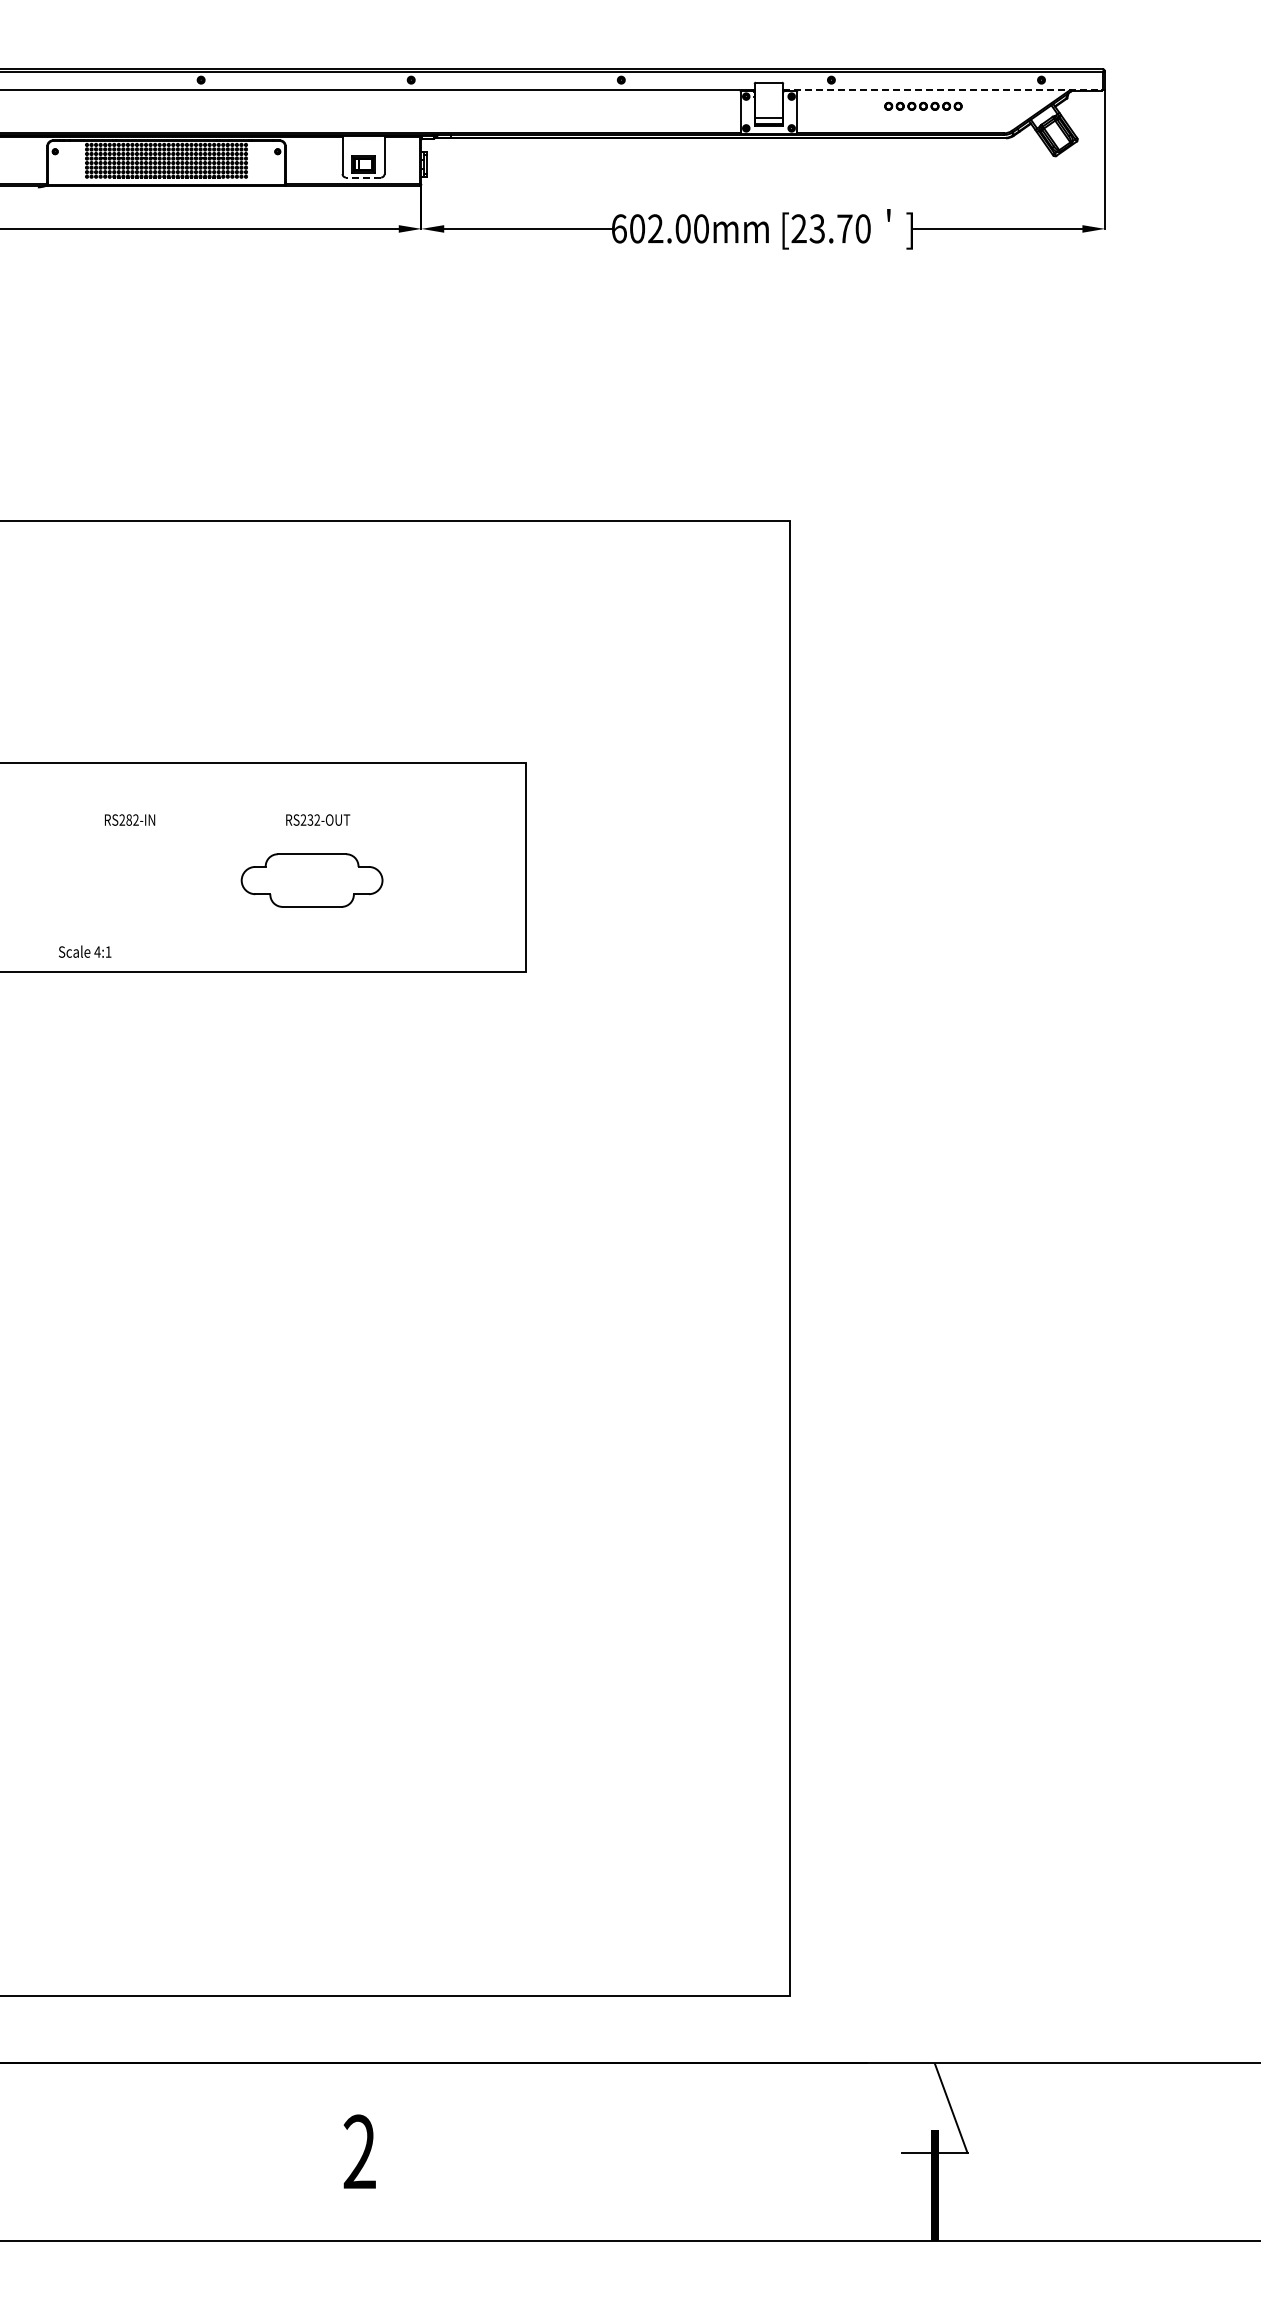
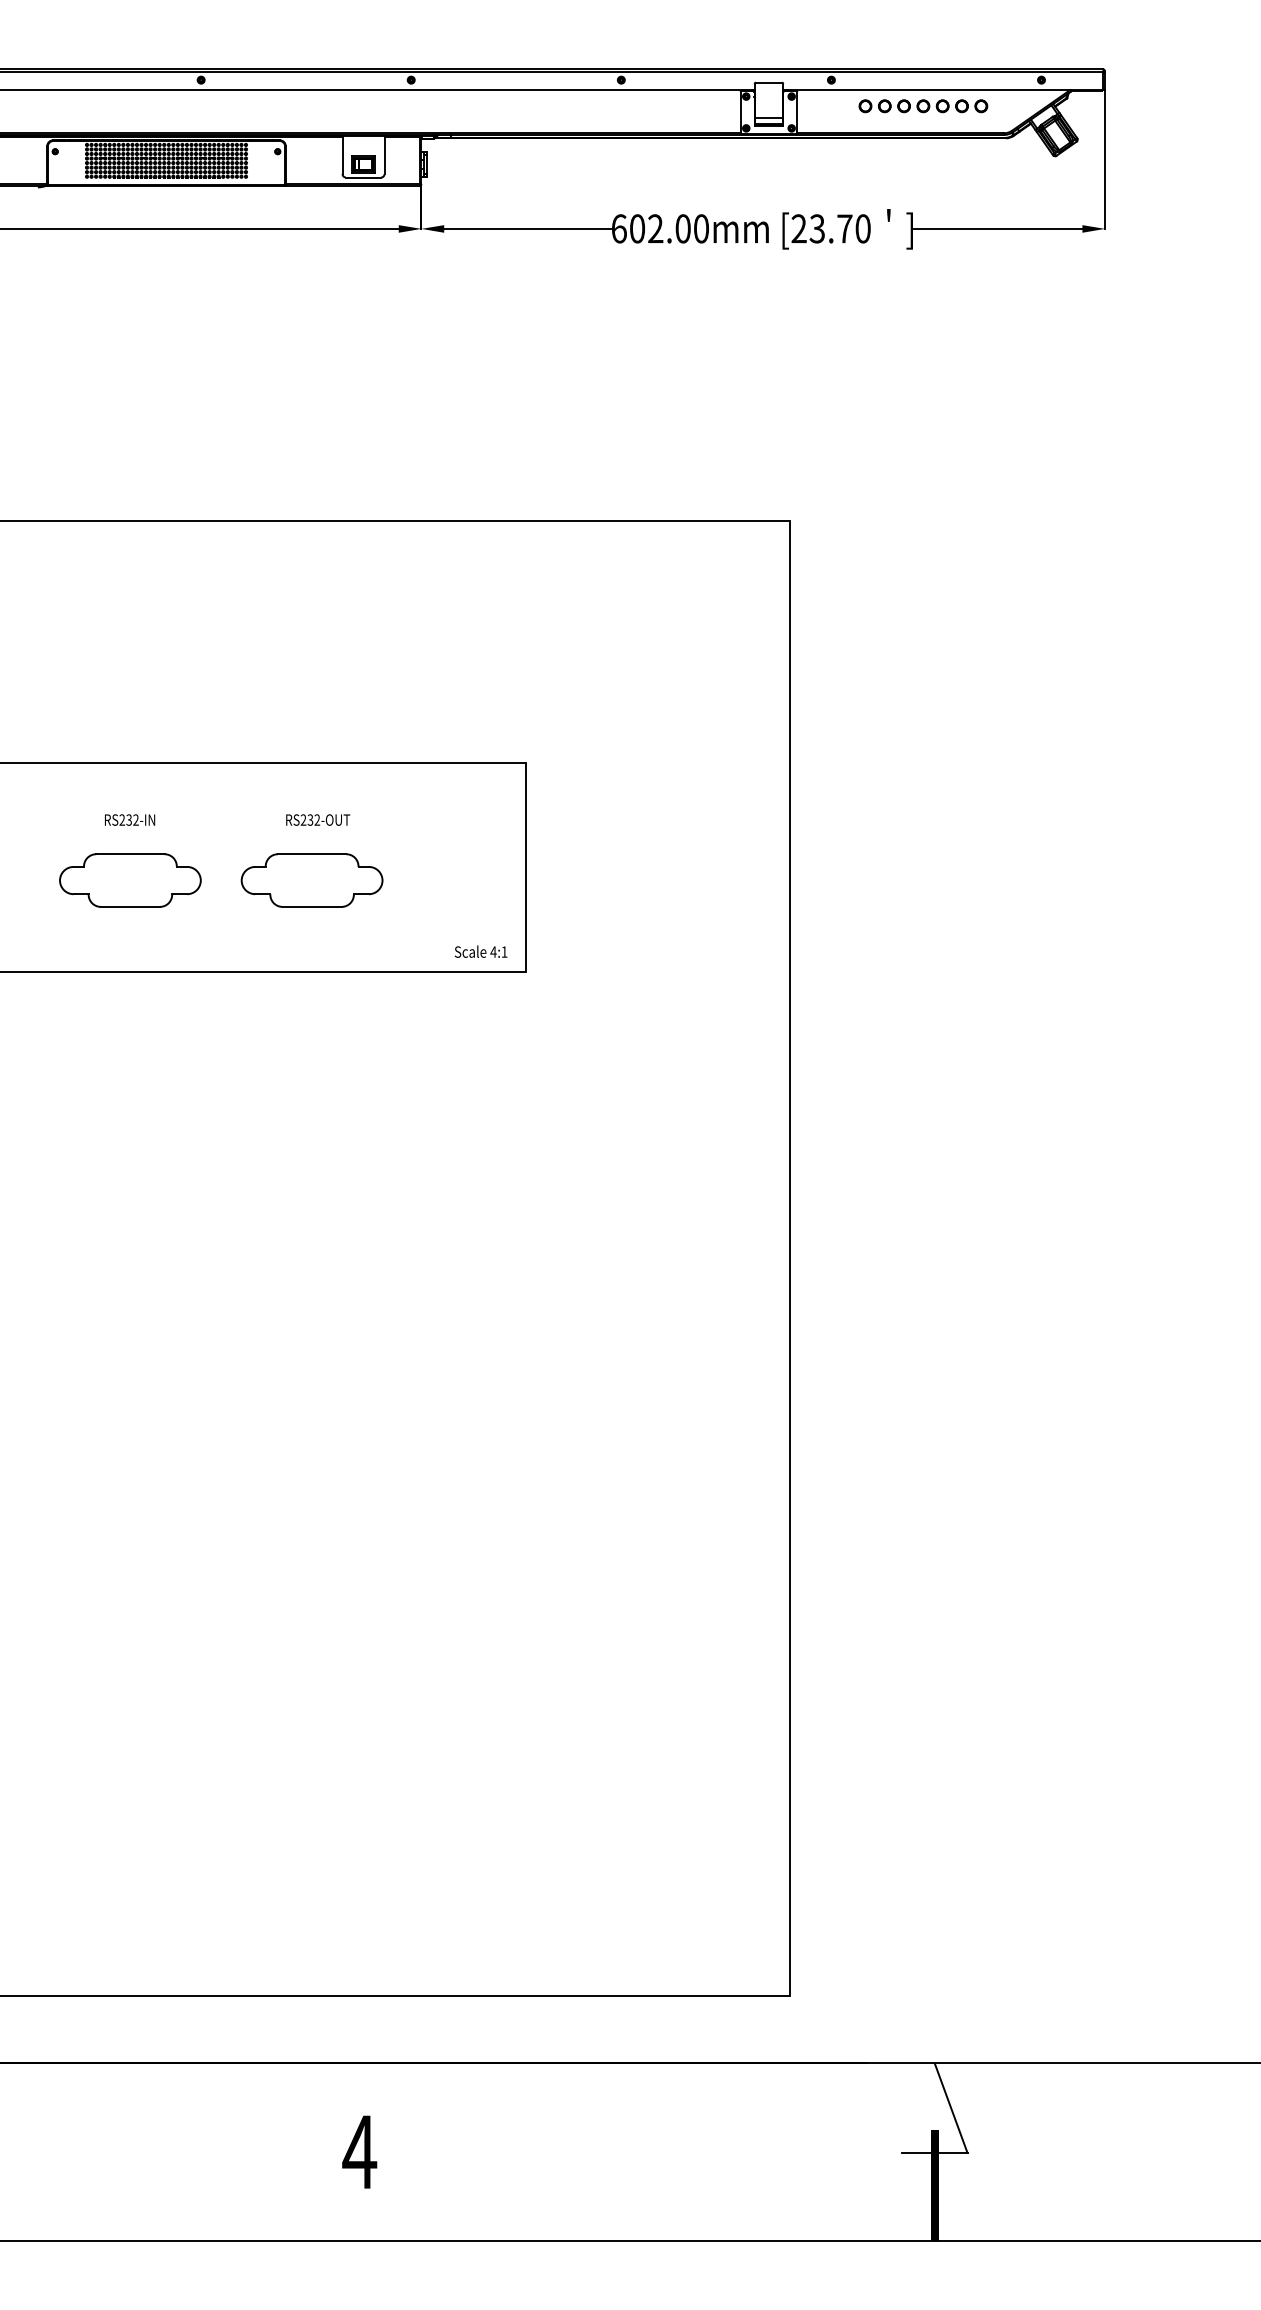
line: dashed -> solid (943, 90)
part size: 79x10 px -> 131x15 px (923, 106)
line: dashed -> solid (363, 177)
text: RS282-IN -> RS232-IN (128, 819)
part: none -> present (130, 880)
text position: (84, 951) -> (480, 951) (480, 951)
text: 2 -> 4 (359, 2151)
